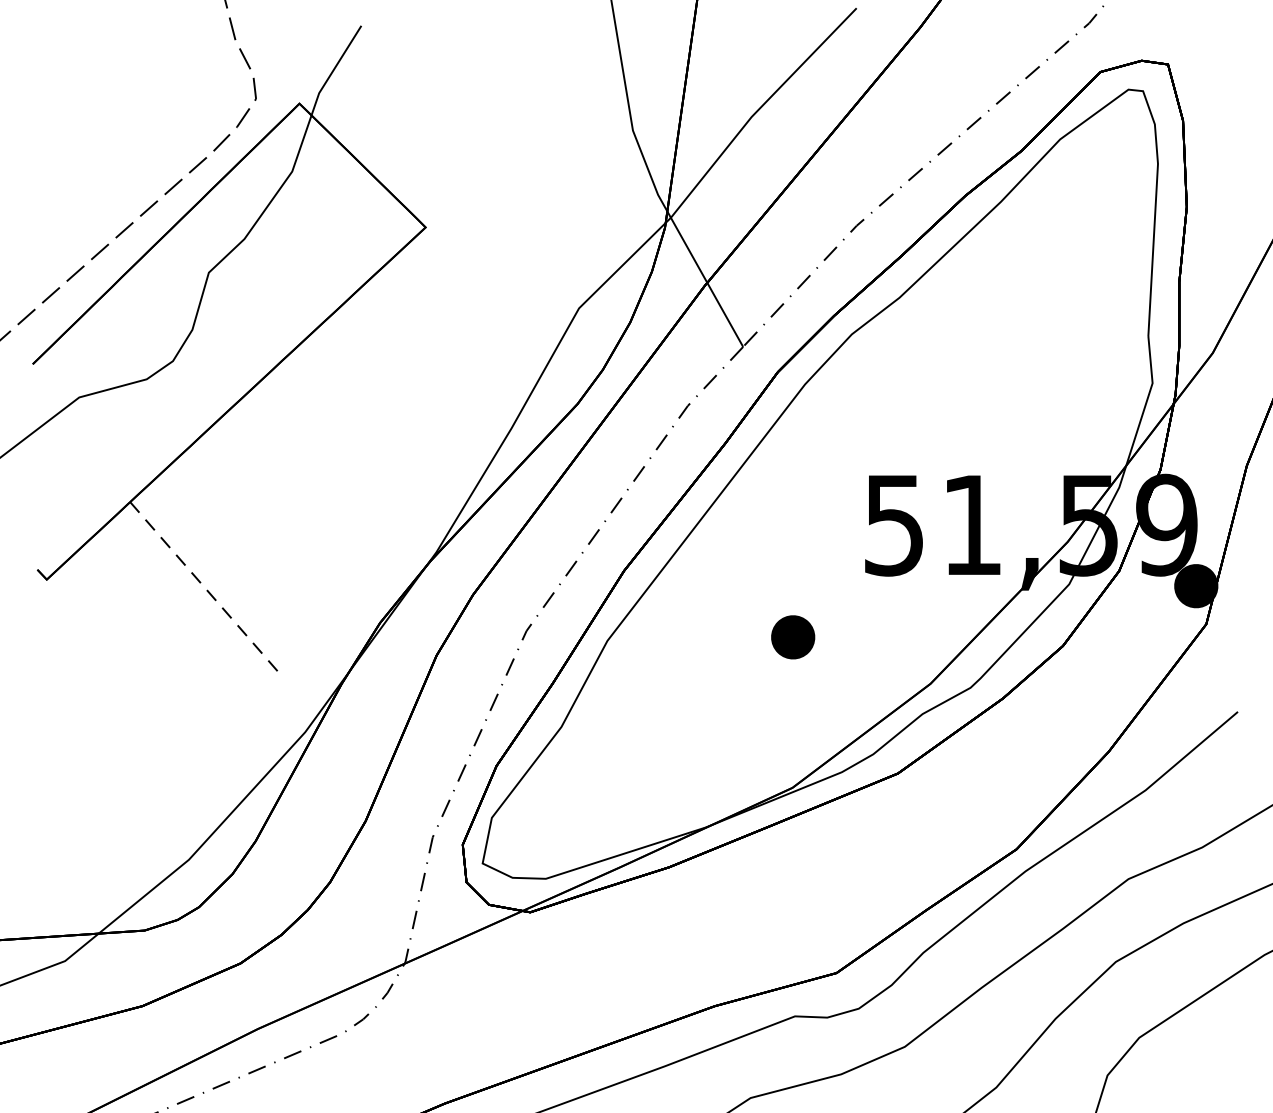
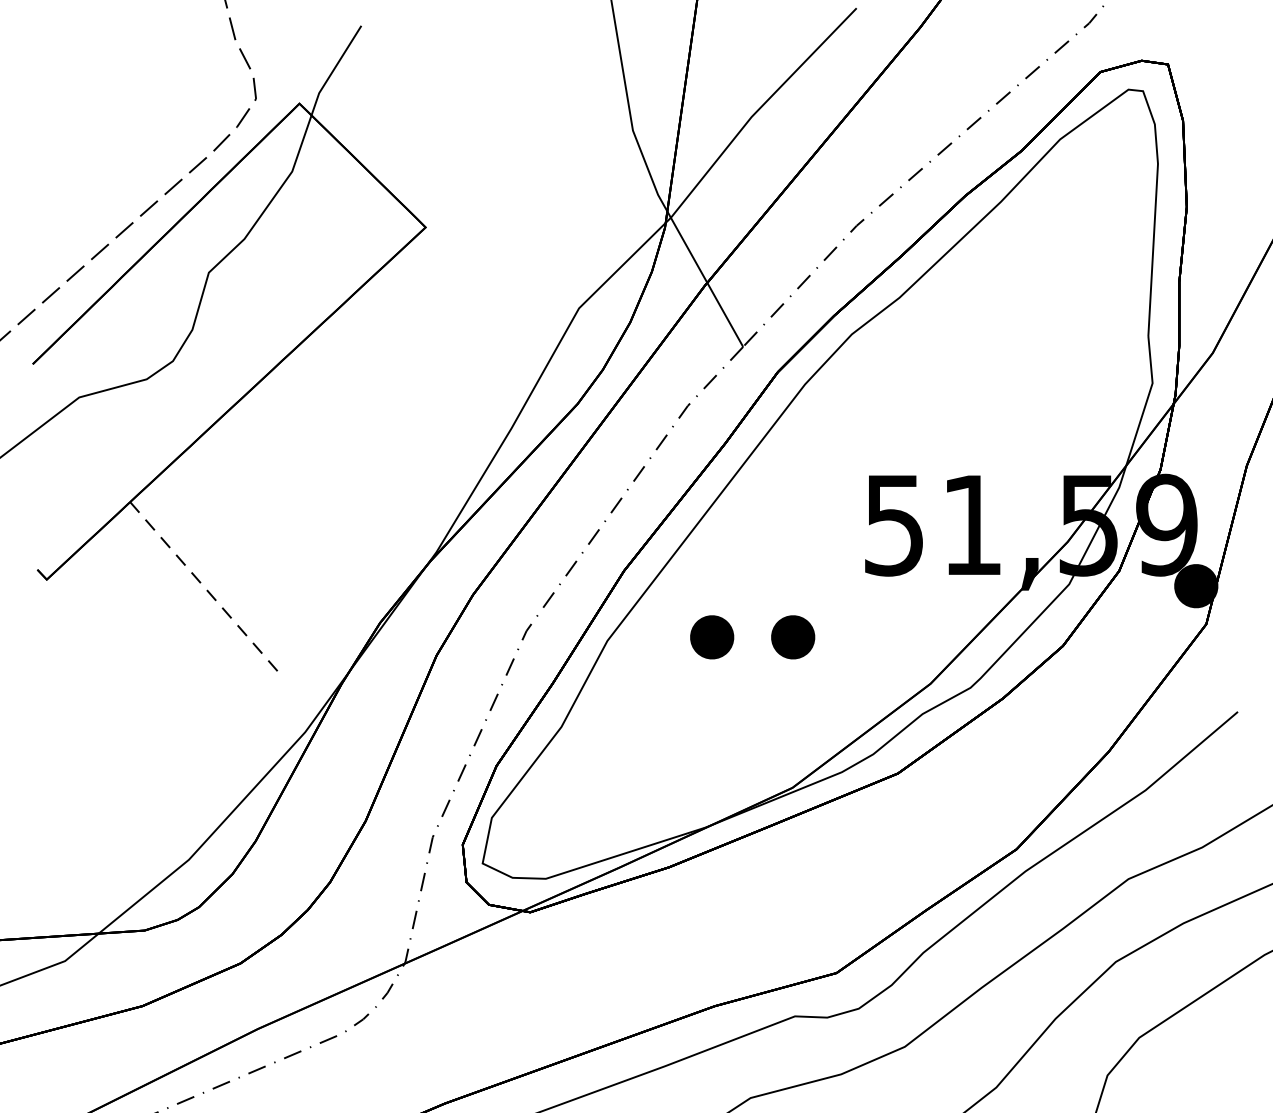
part: none -> present (712, 637)
